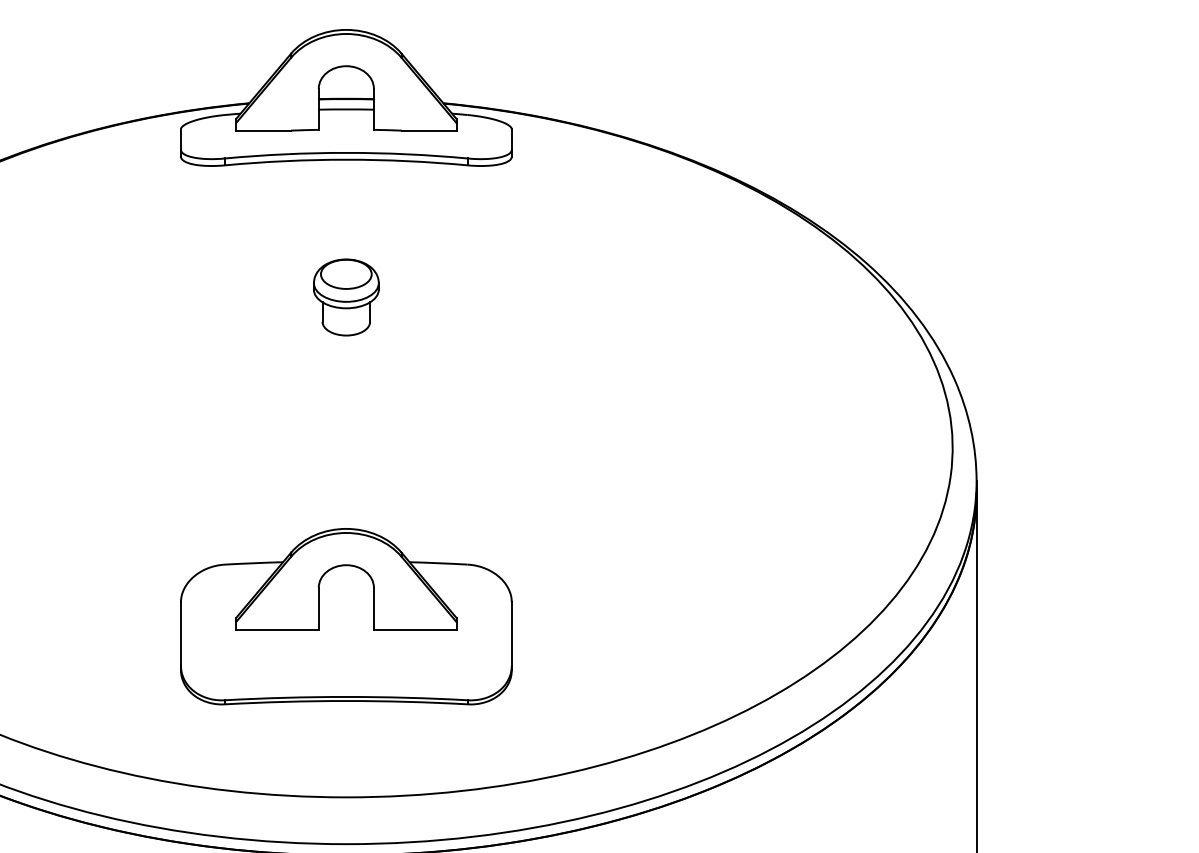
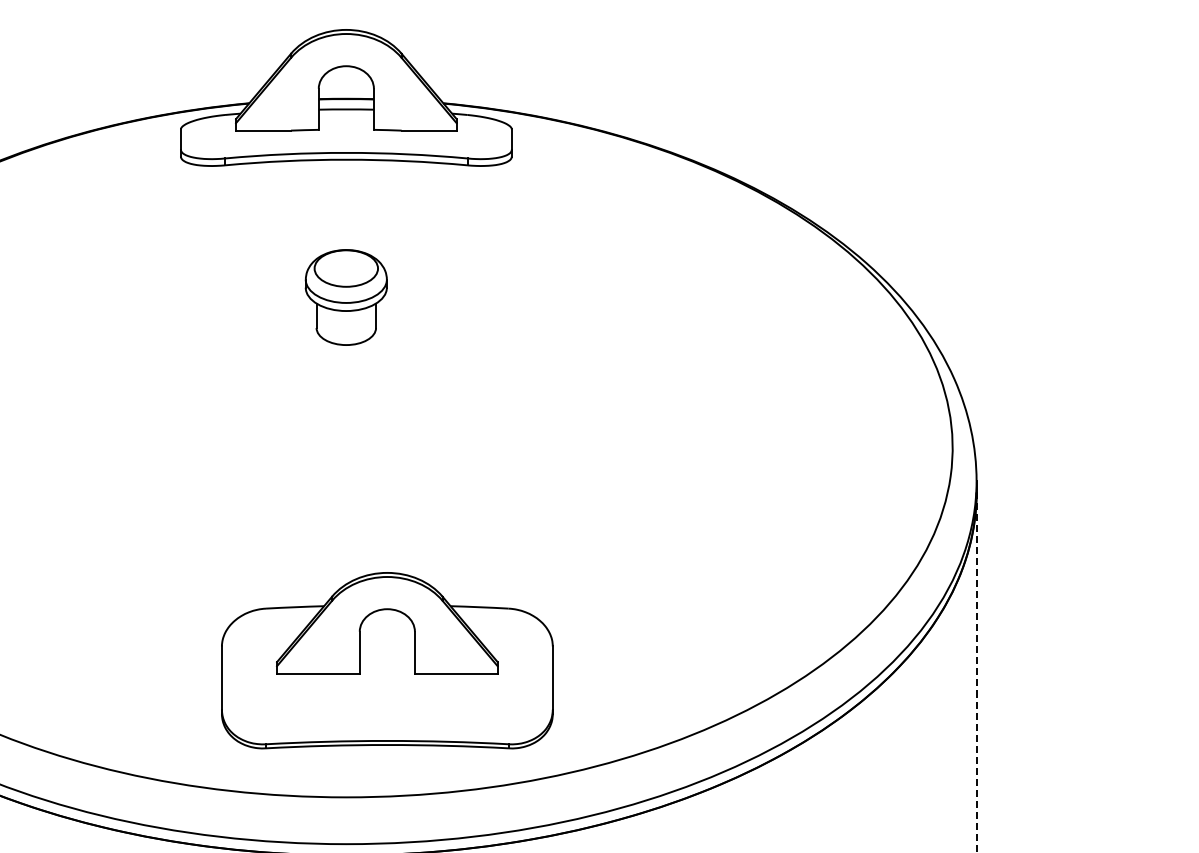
part size: 67x79 px -> 84x97 px (345, 297)
part position: (346, 616) -> (387, 660) (387, 660)
line: solid -> dashed (976, 673)
